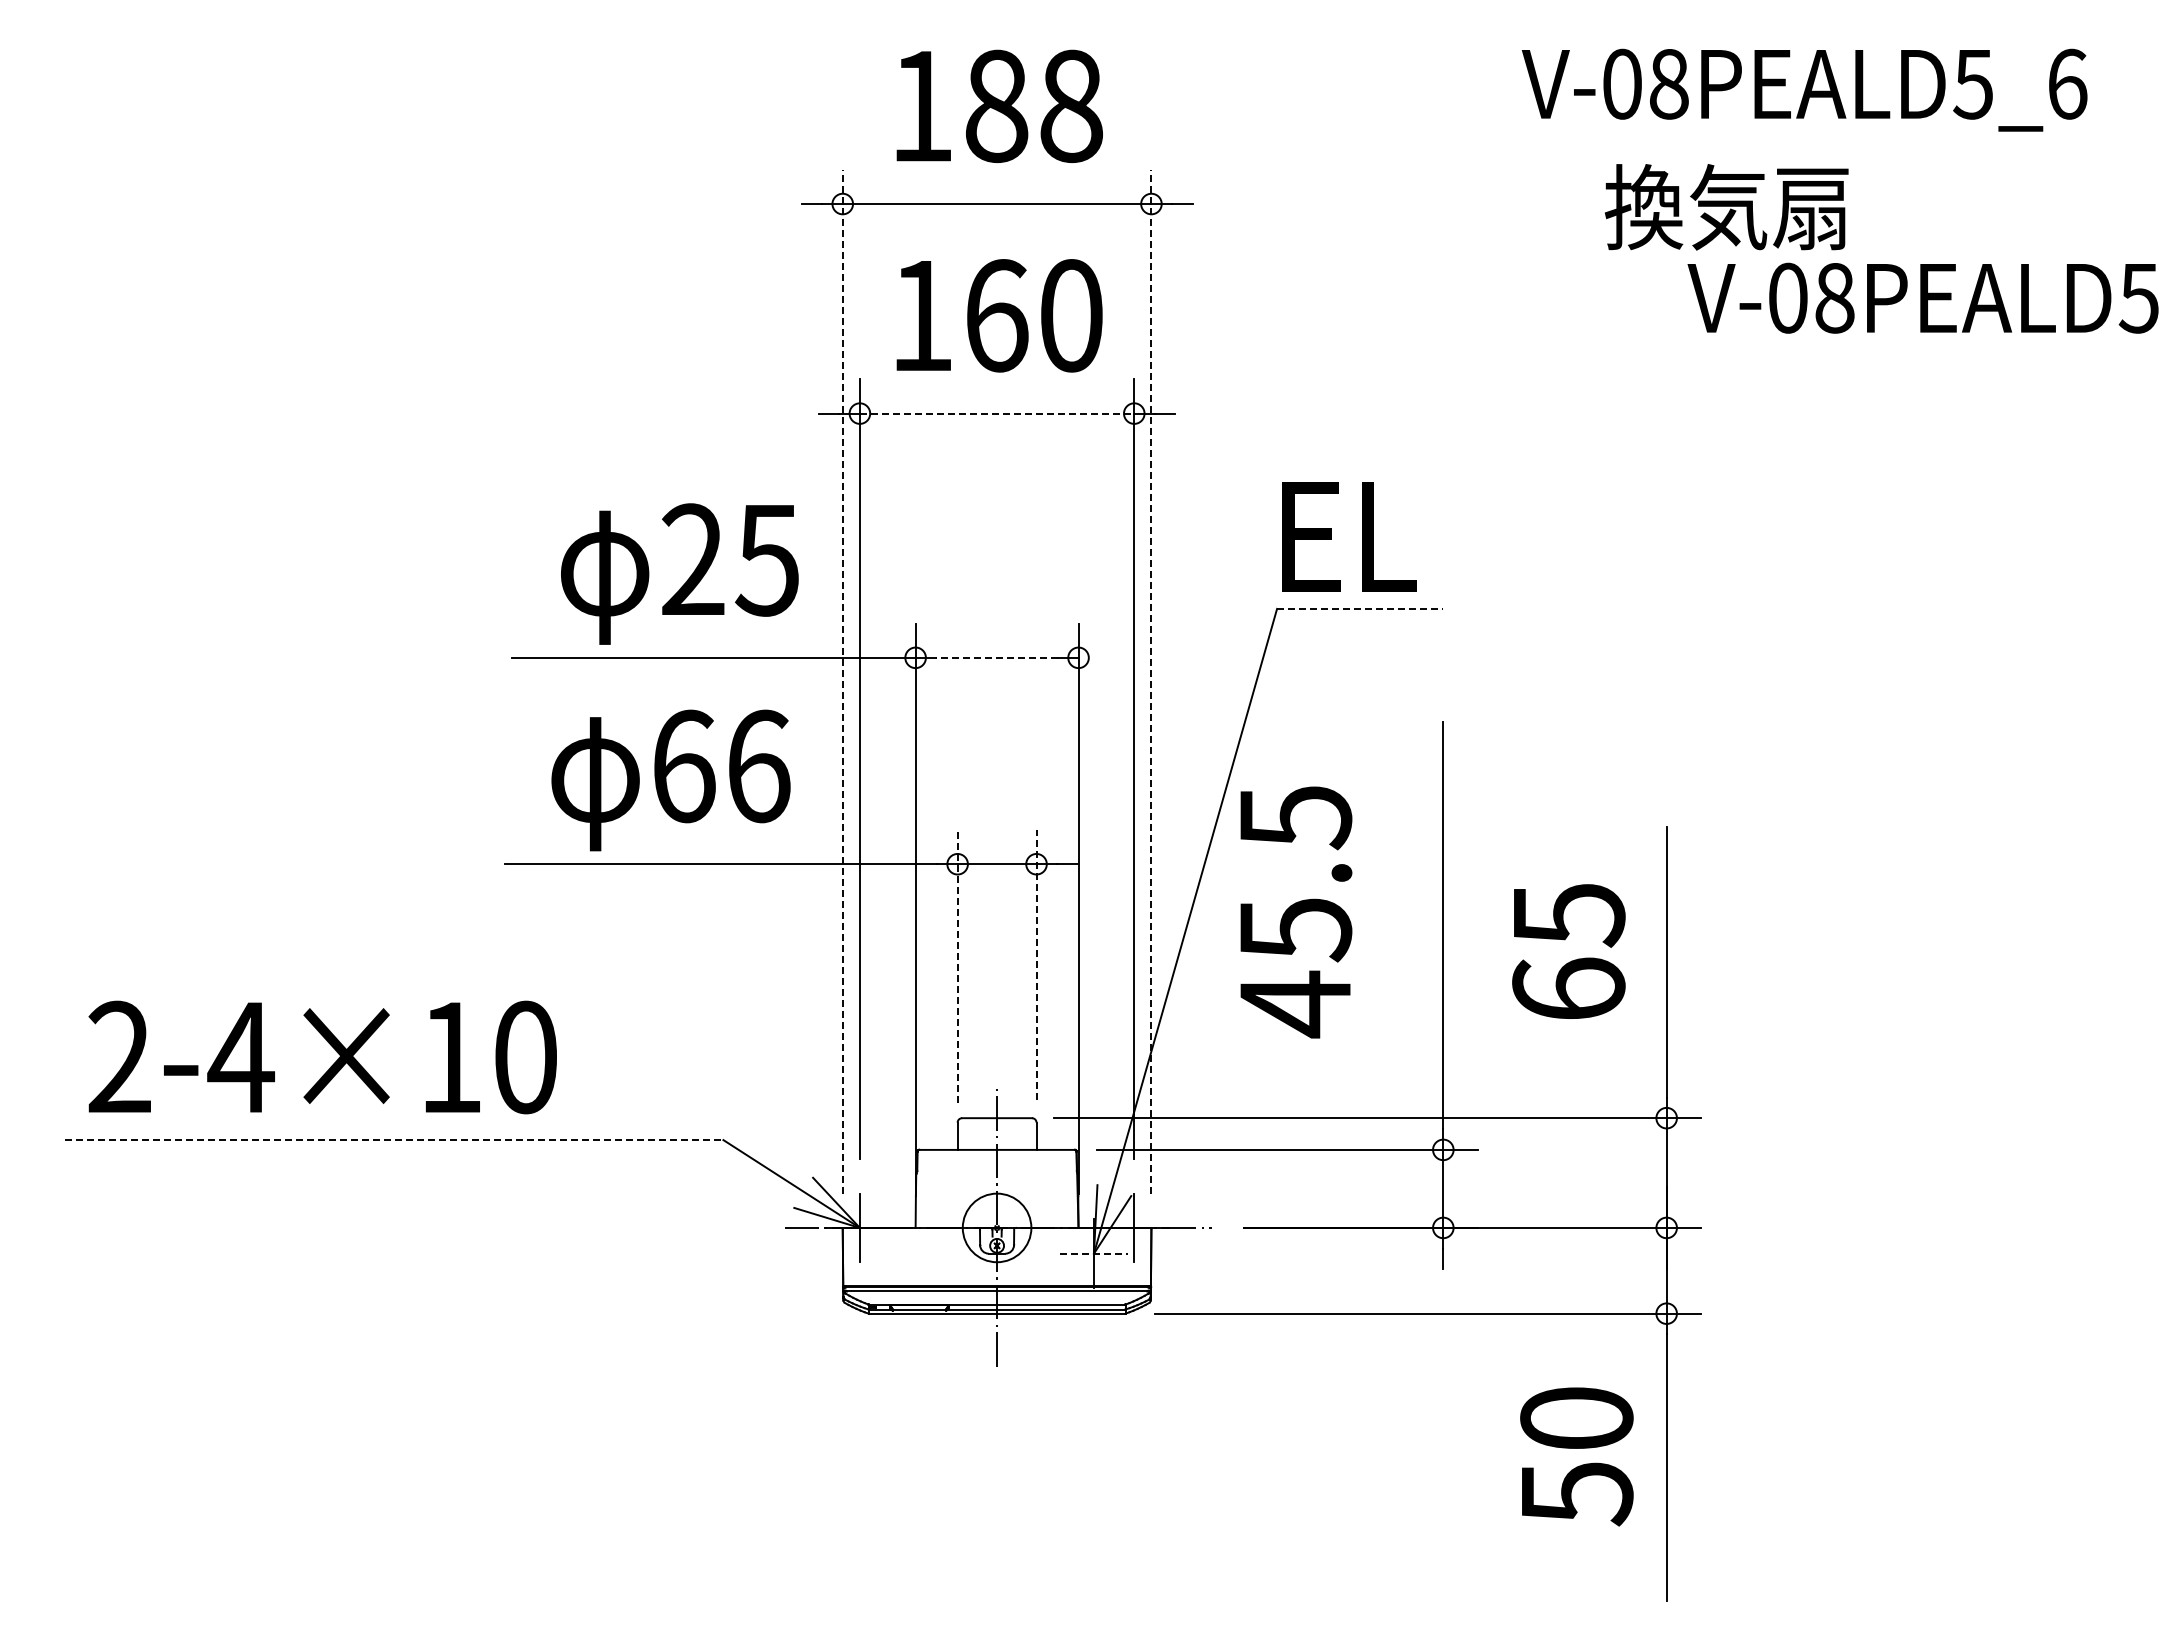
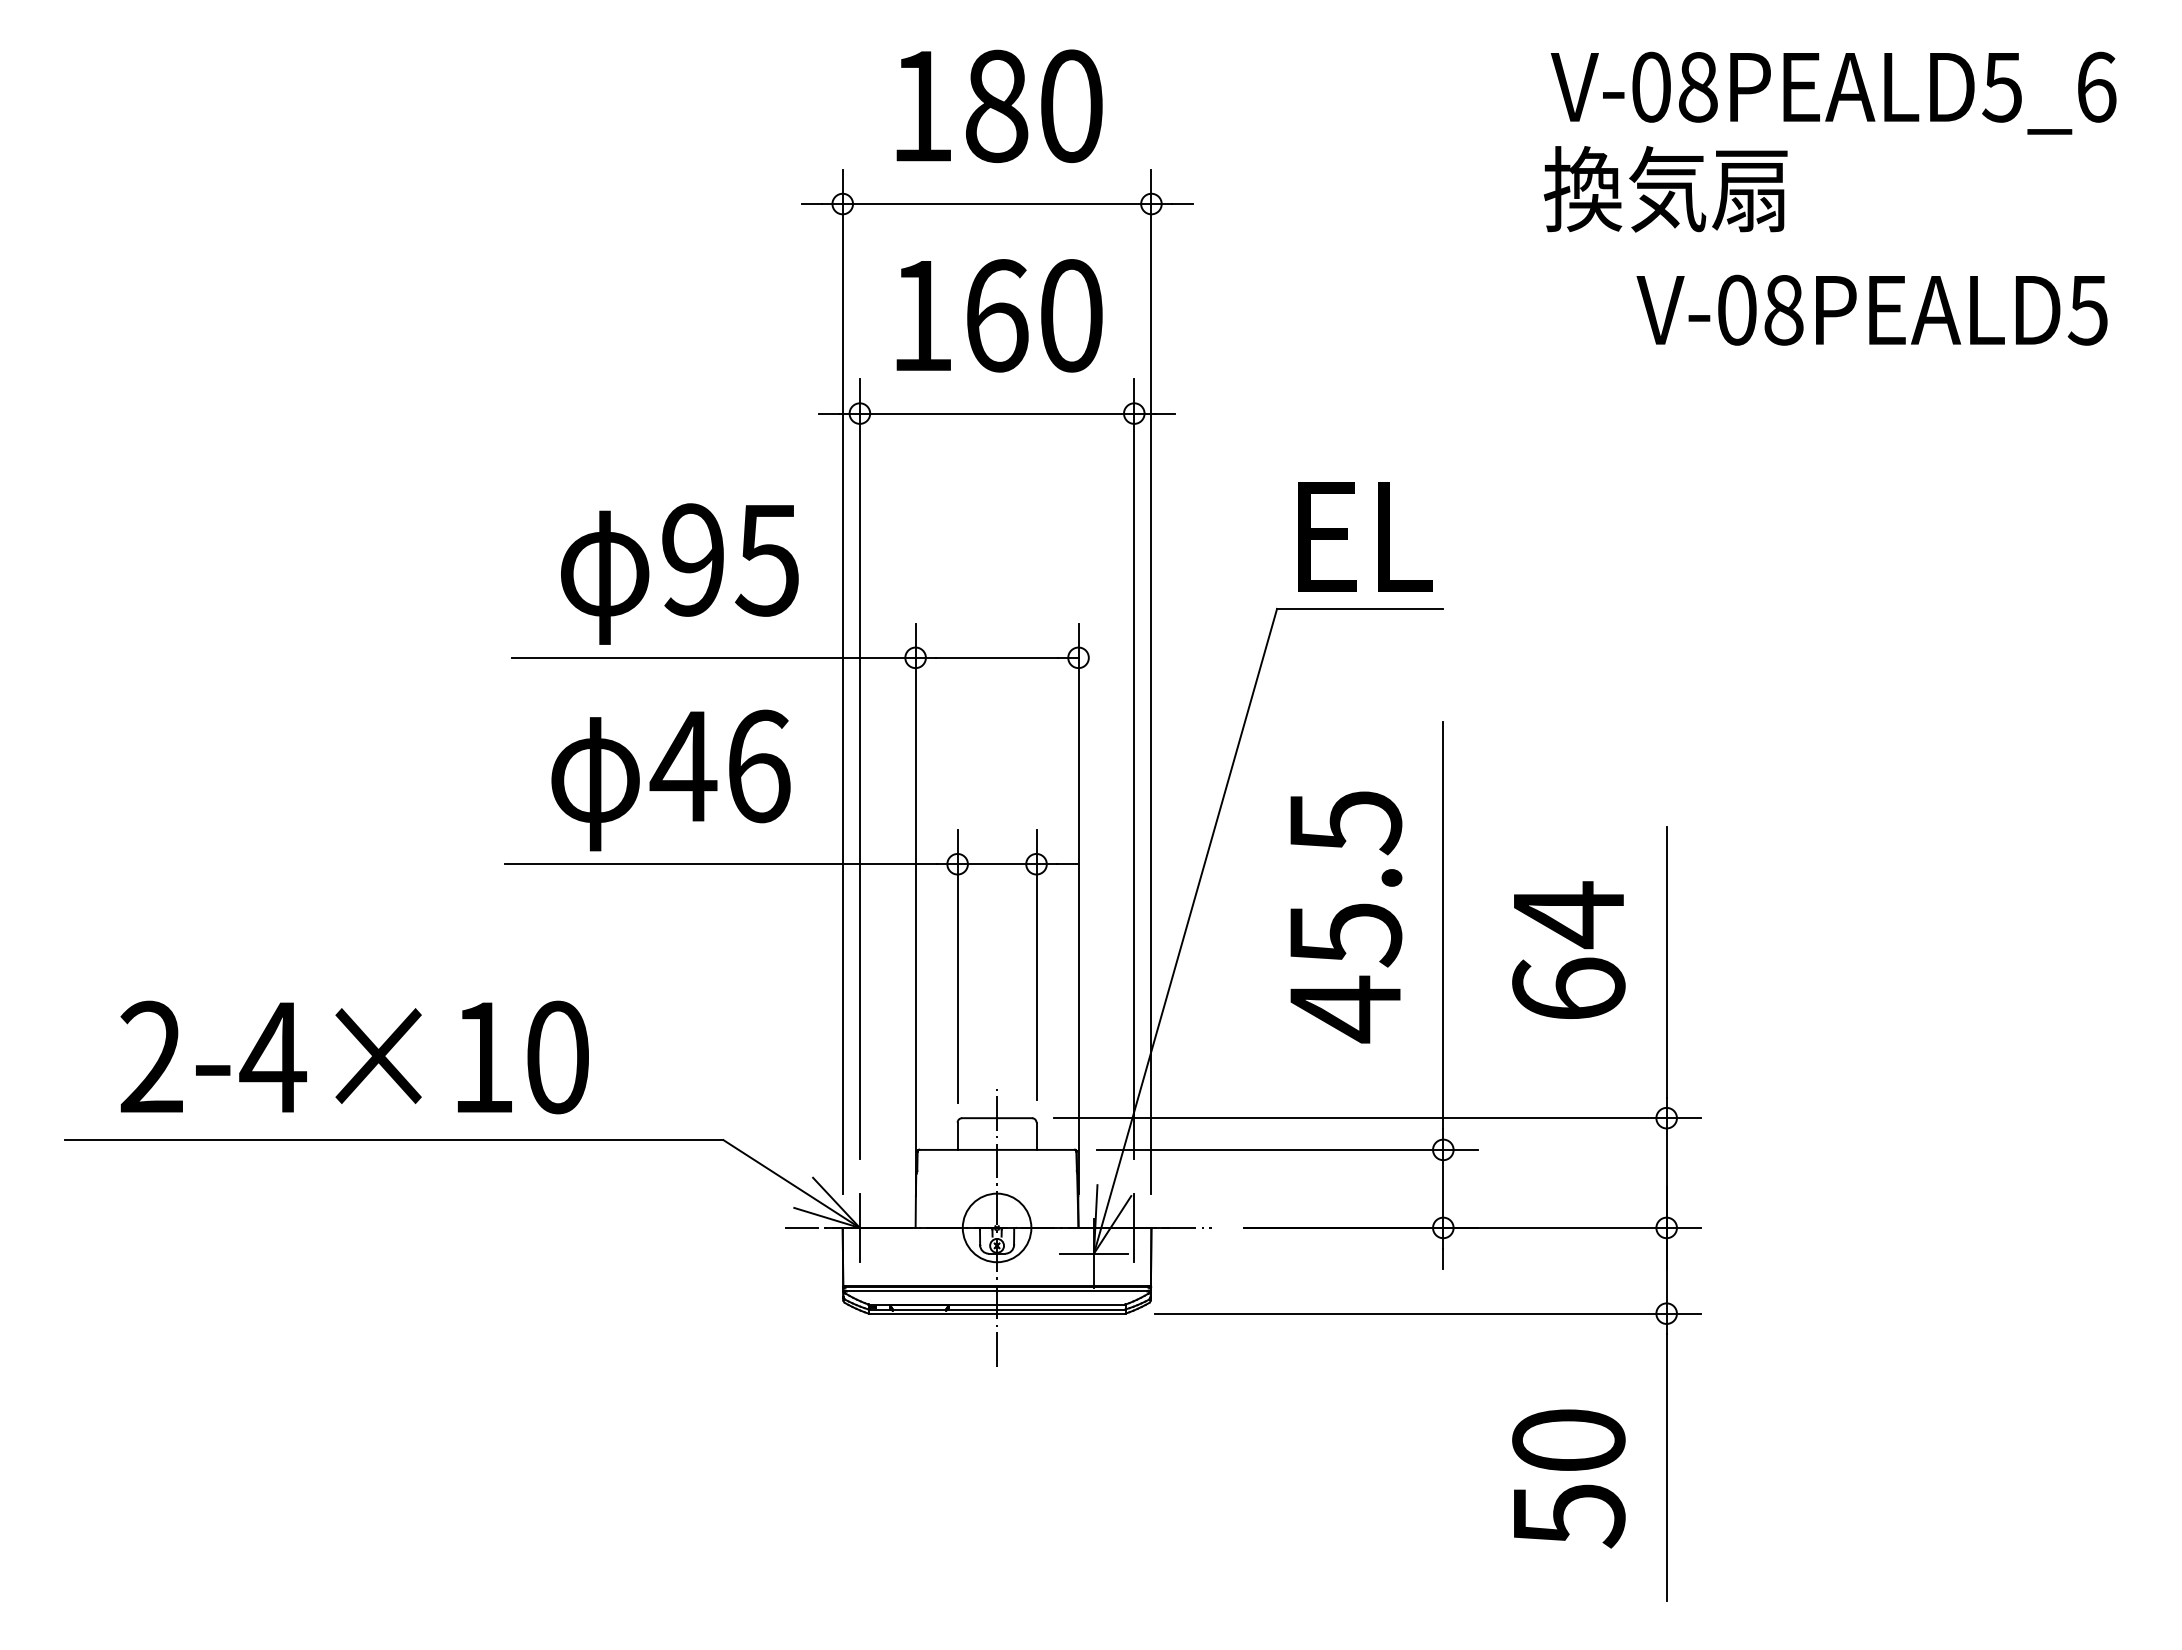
text position: (1804, 89) -> (1833, 92) (1833, 92)
text: 188 -> 180 (1071, 105)
text position: (1726, 207) -> (1665, 189) (1665, 189)
text position: (1922, 297) -> (1871, 309) (1871, 309)
line: dashed -> solid (997, 413)
text position: (1349, 536) -> (1365, 536) (1365, 536)
text: 25 -> 95 (693, 559)
line: dashed -> solid (1360, 608)
line: dashed -> solid (997, 657)
line: dashed -> solid (842, 681)
line: dashed -> solid (1151, 681)
text: 66 -> 46 (683, 766)
text position: (1296, 912) -> (1346, 917) (1346, 917)
text: 65 -> 64 (1569, 915)
line: dashed -> solid (1036, 964)
line: dashed -> solid (957, 965)
text position: (322, 1057) -> (354, 1057) (354, 1057)
line: dashed -> solid (394, 1140)
line: dashed -> solid (1094, 1253)
text position: (1576, 1456) -> (1568, 1478) (1568, 1478)
